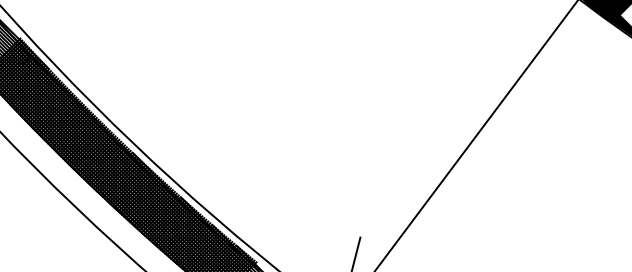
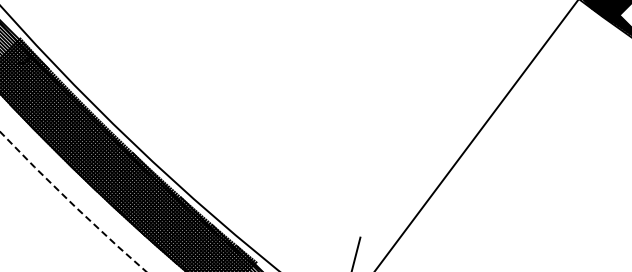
circle: solid -> dashed (73, 201)
